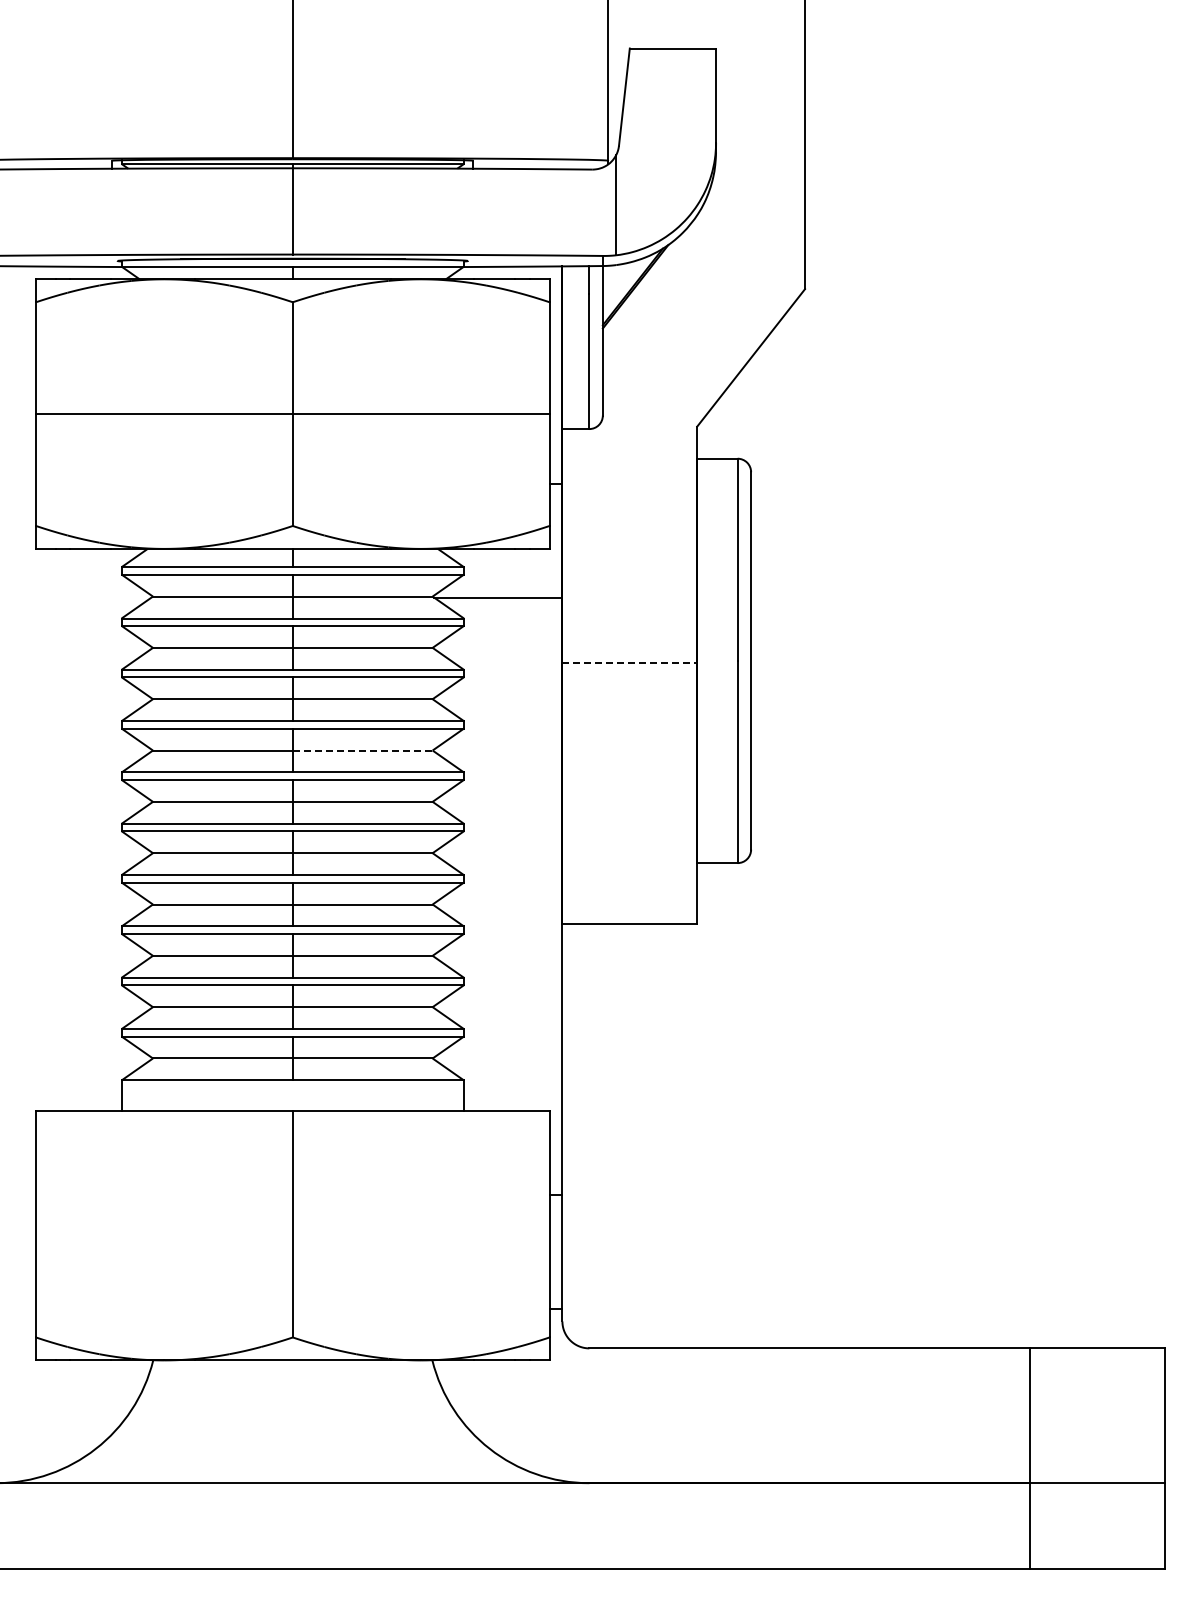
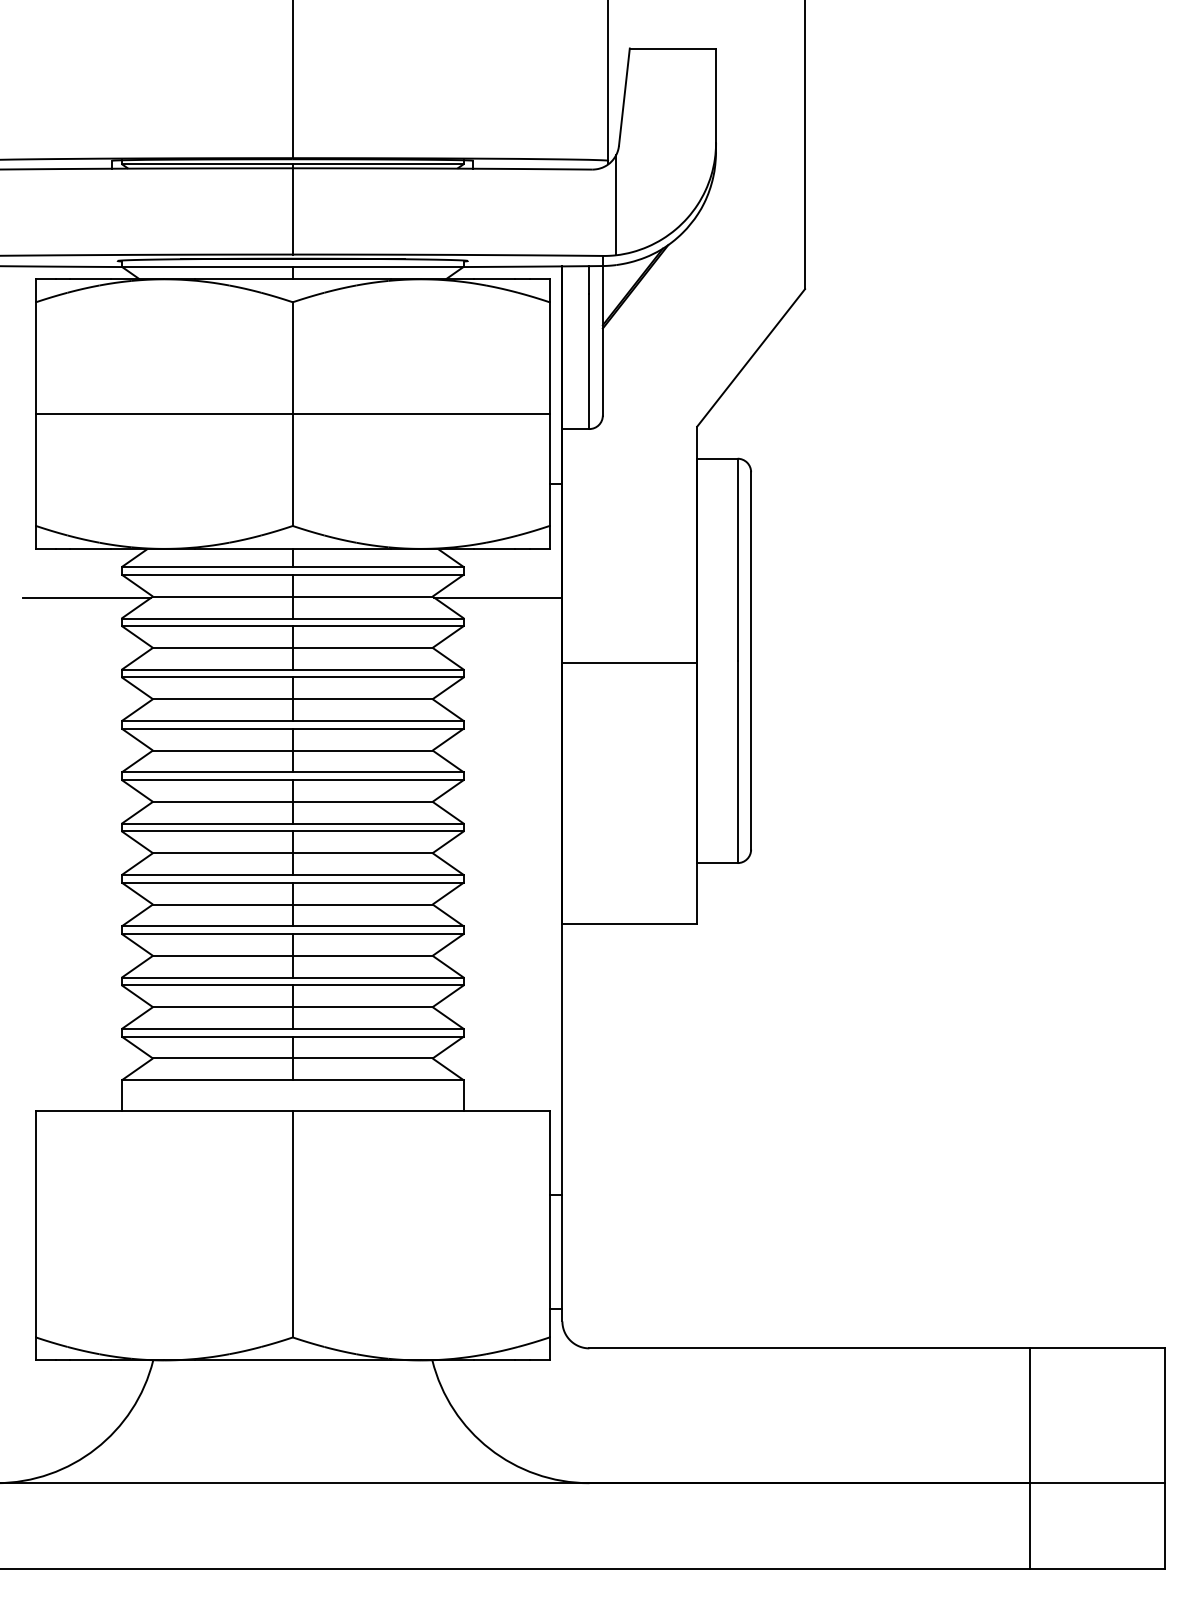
line: none -> present (87, 597)
line: dashed -> solid (630, 662)
line: dashed -> solid (362, 750)
